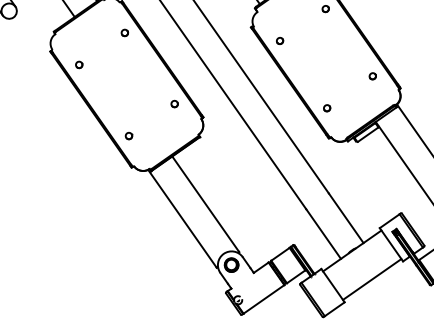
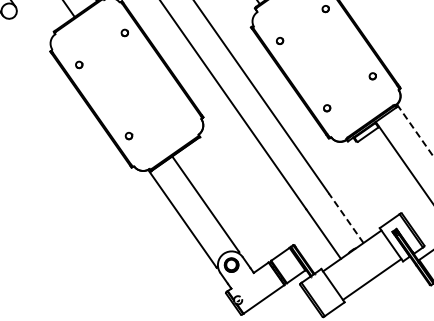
part: present -> none (174, 103)
line: solid -> dashed (415, 130)
line: solid -> dashed (345, 217)
